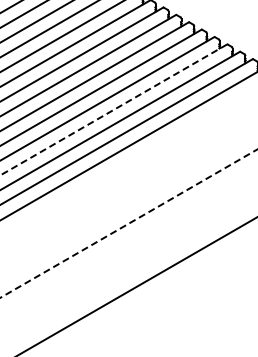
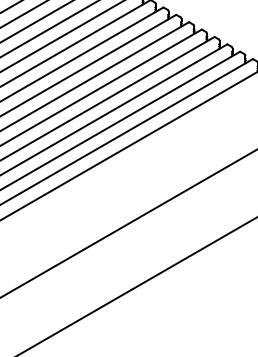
line: dashed -> solid (113, 109)
line: dashed -> solid (128, 223)
